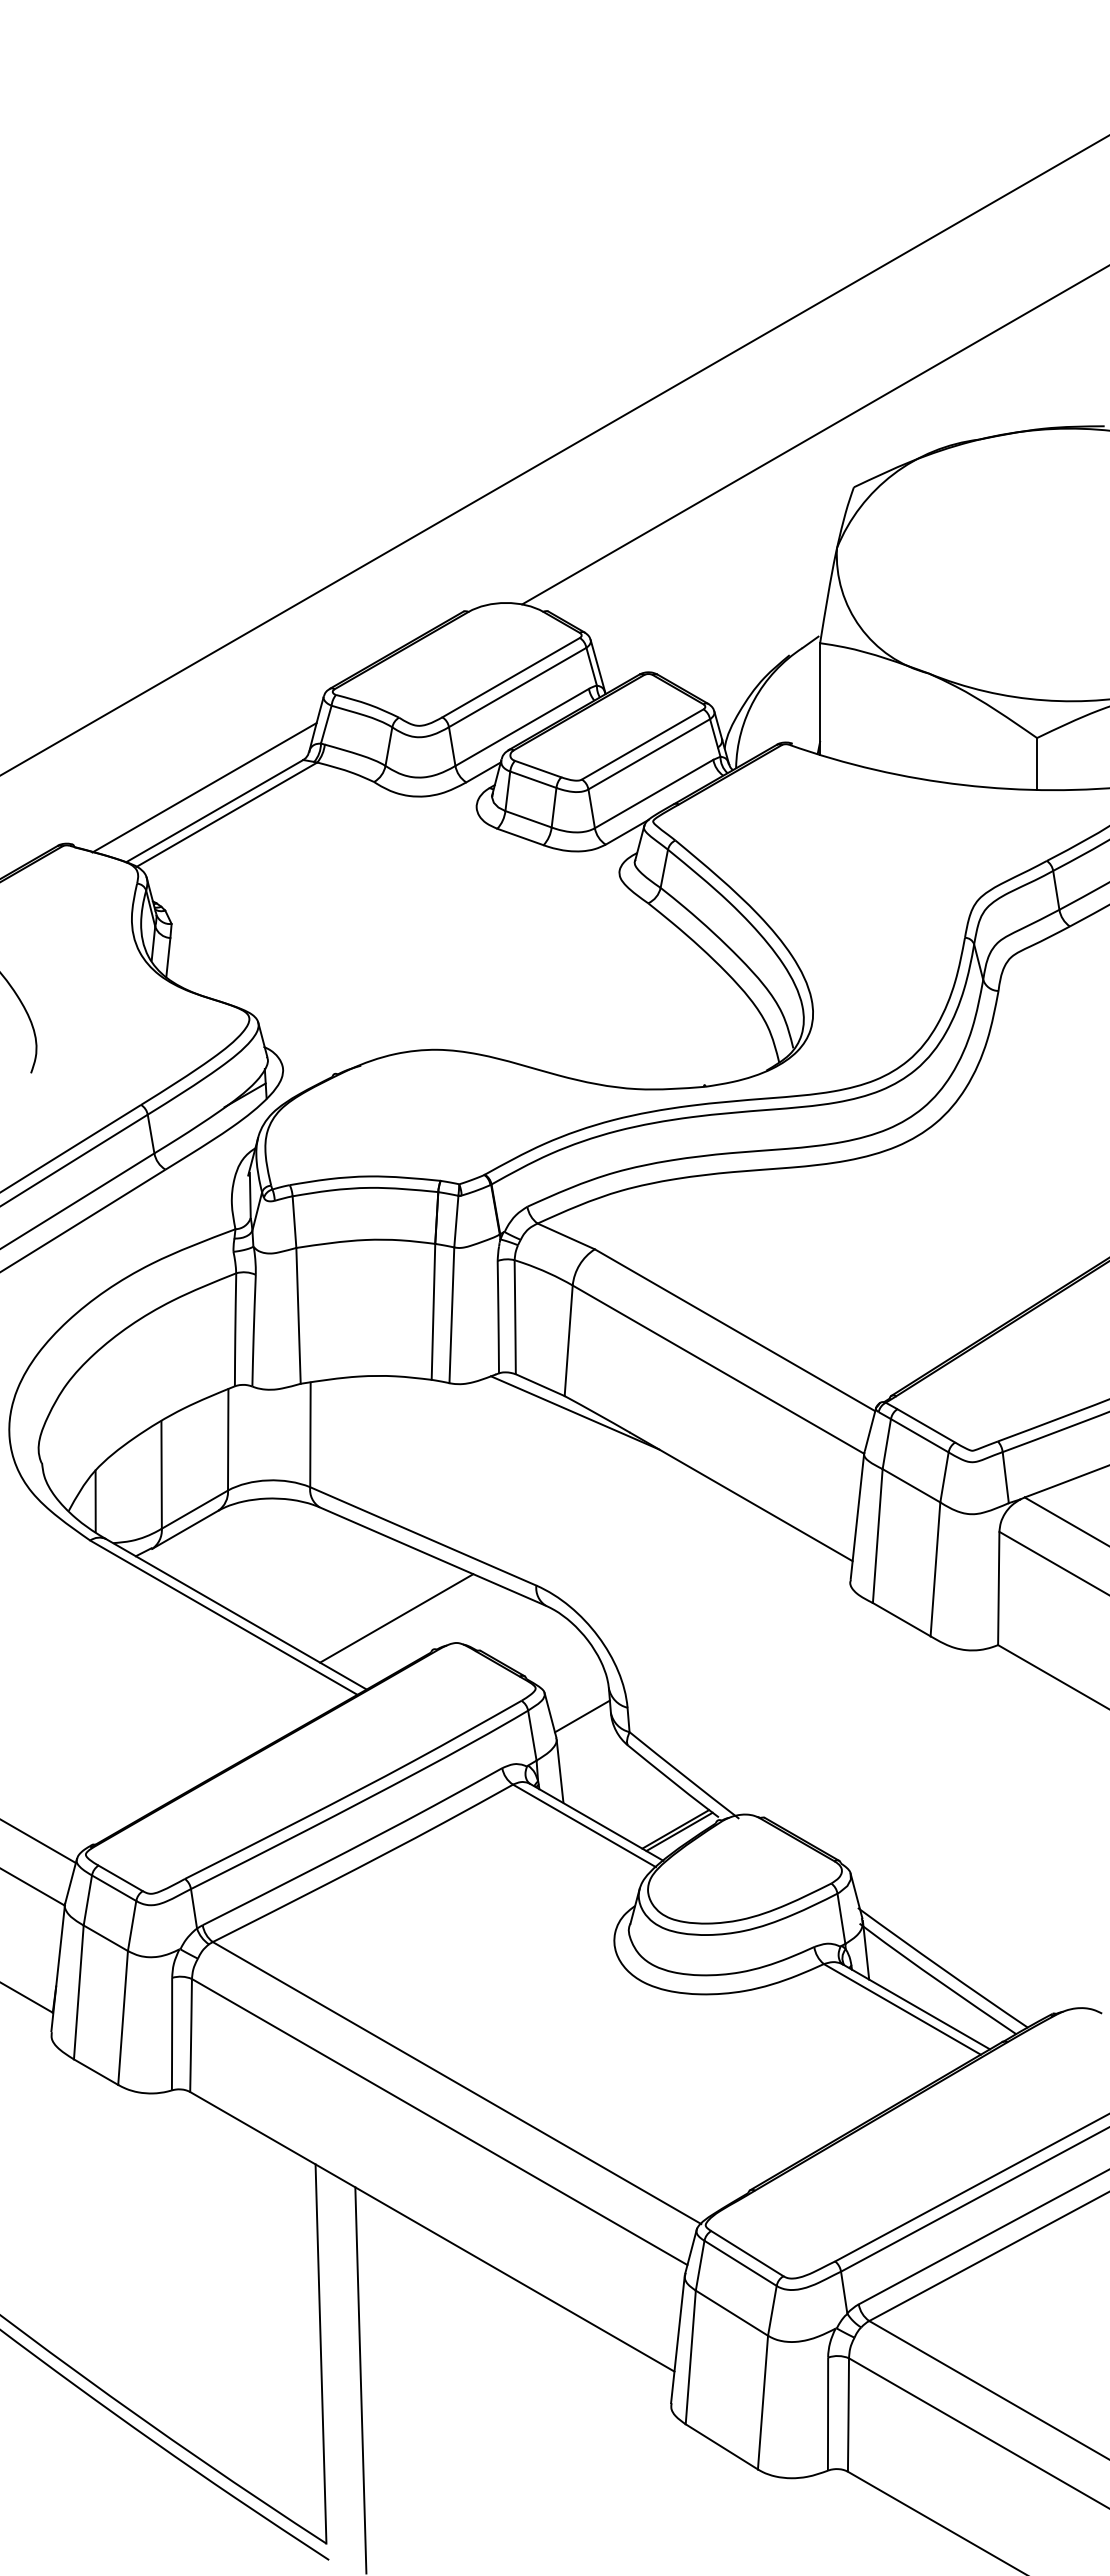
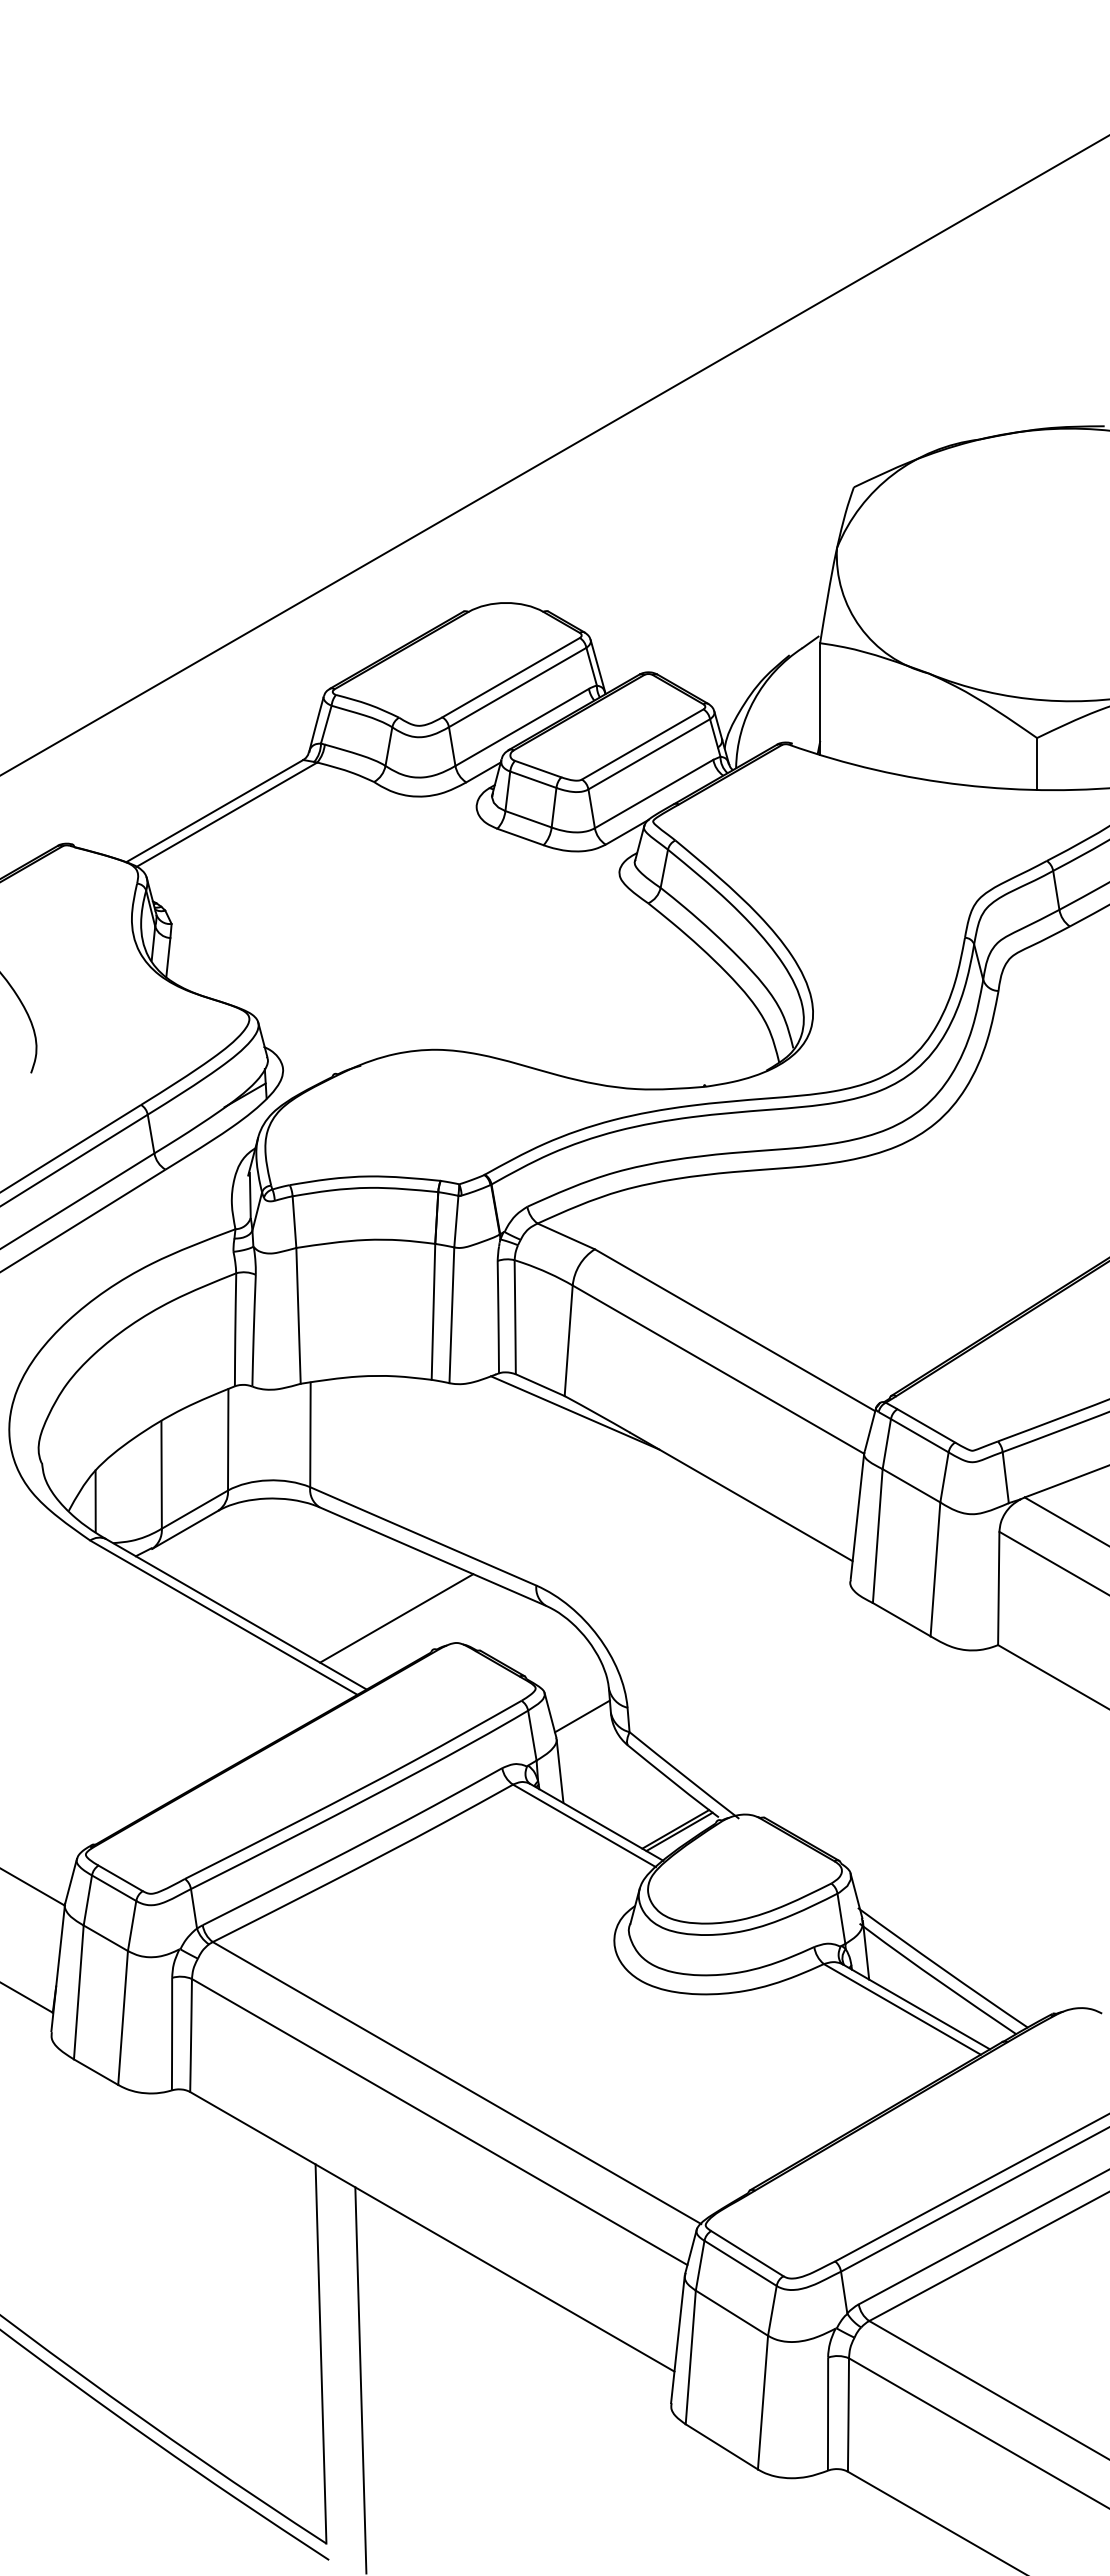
line: present -> none (814, 435)
line: present -> none (204, 787)
line: present -> none (38, 1841)
